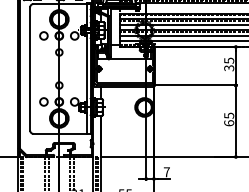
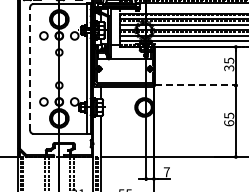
line: solid -> dashed (30, 68)
line: solid -> dashed (196, 85)
